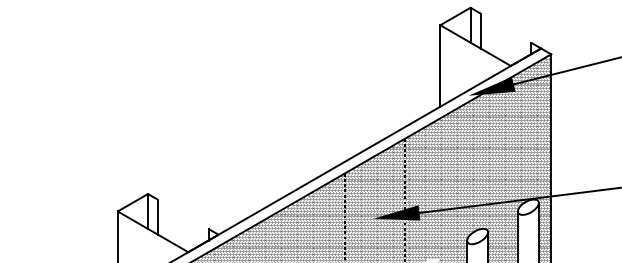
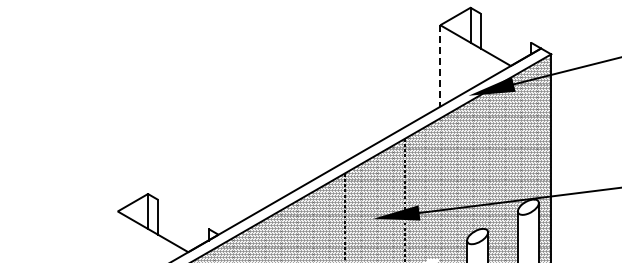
line: solid -> dashed (440, 65)
line: present -> none (117, 235)
